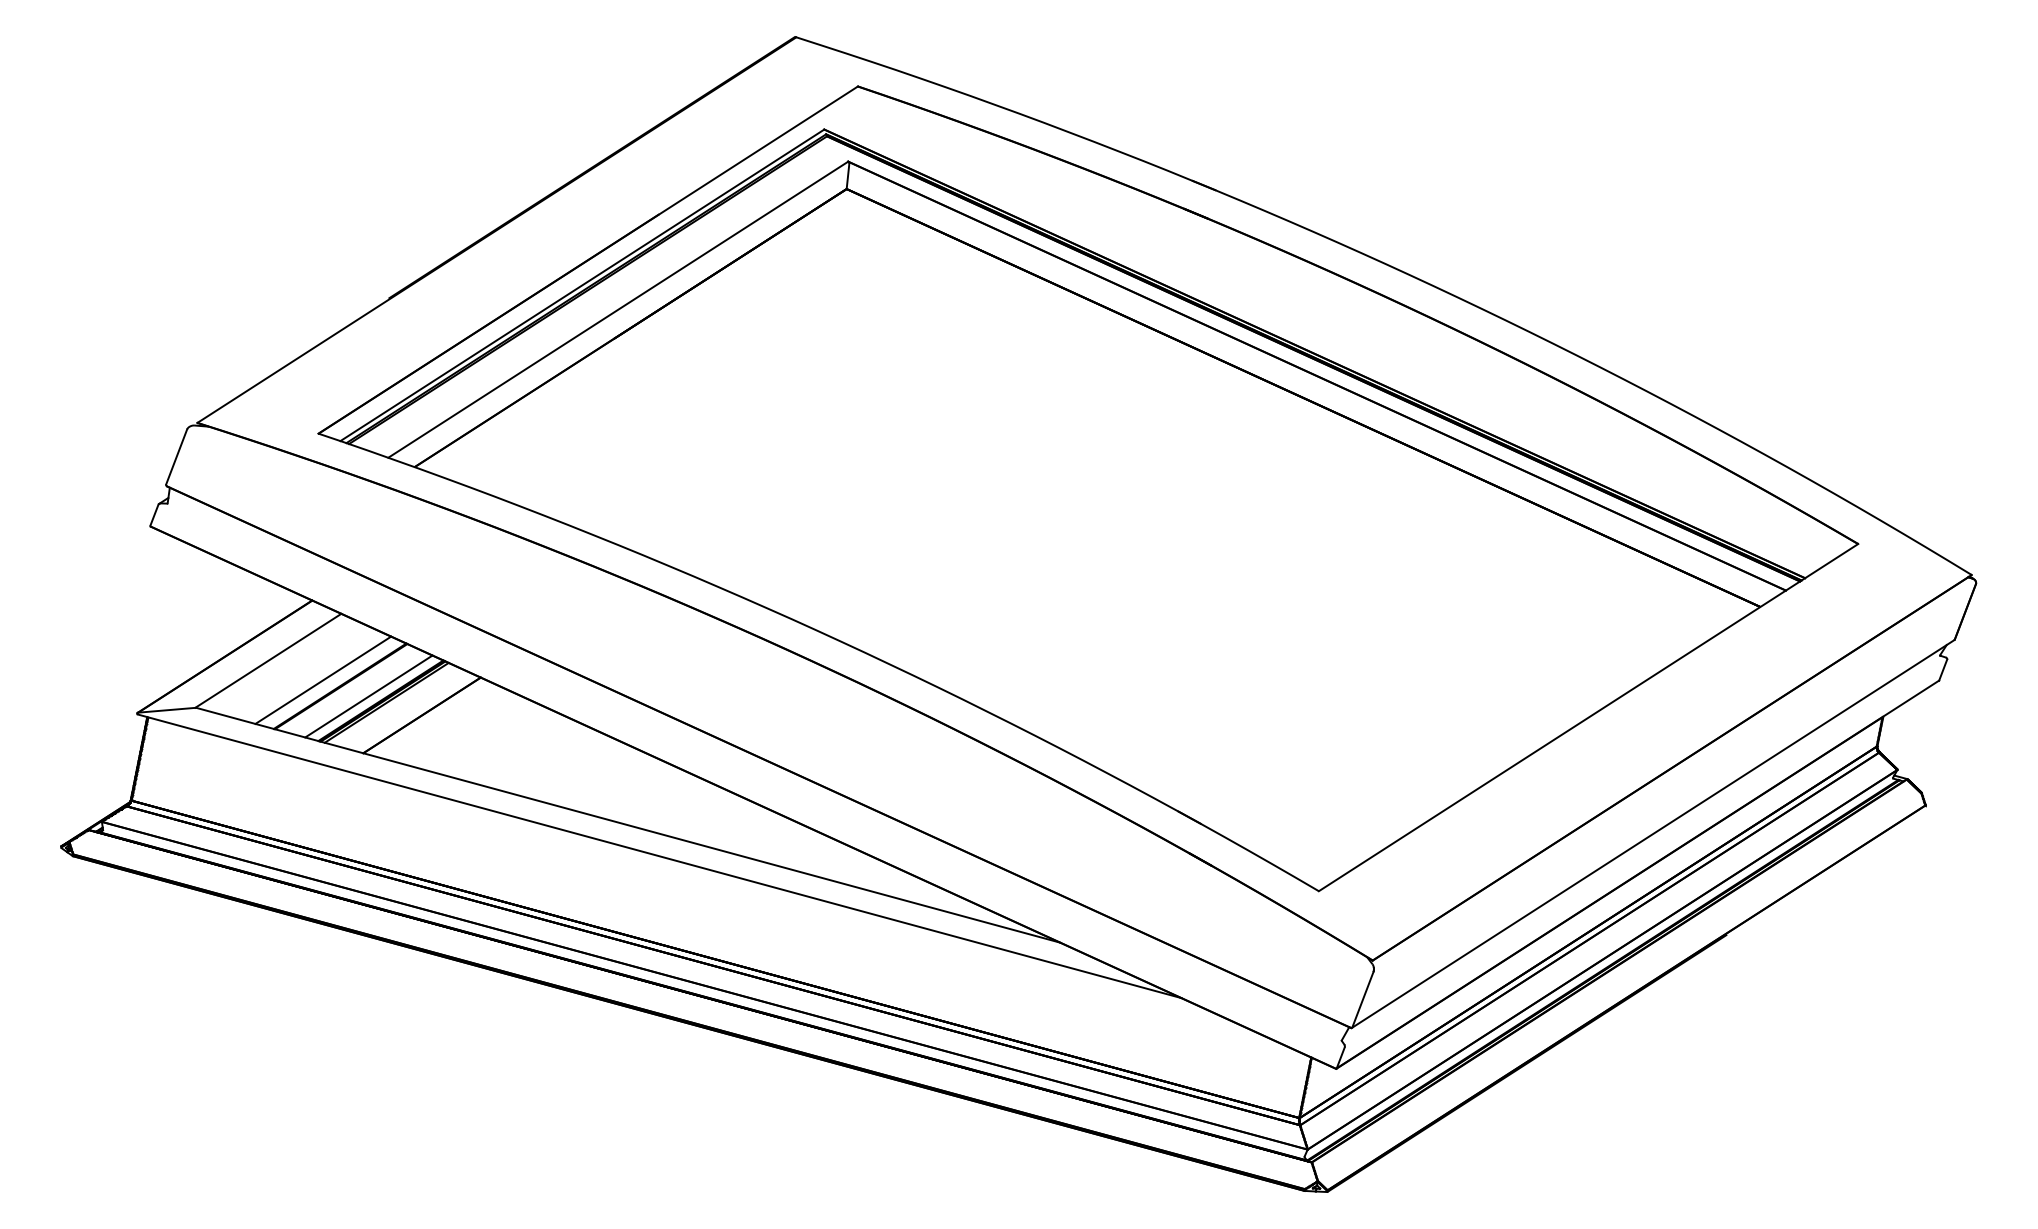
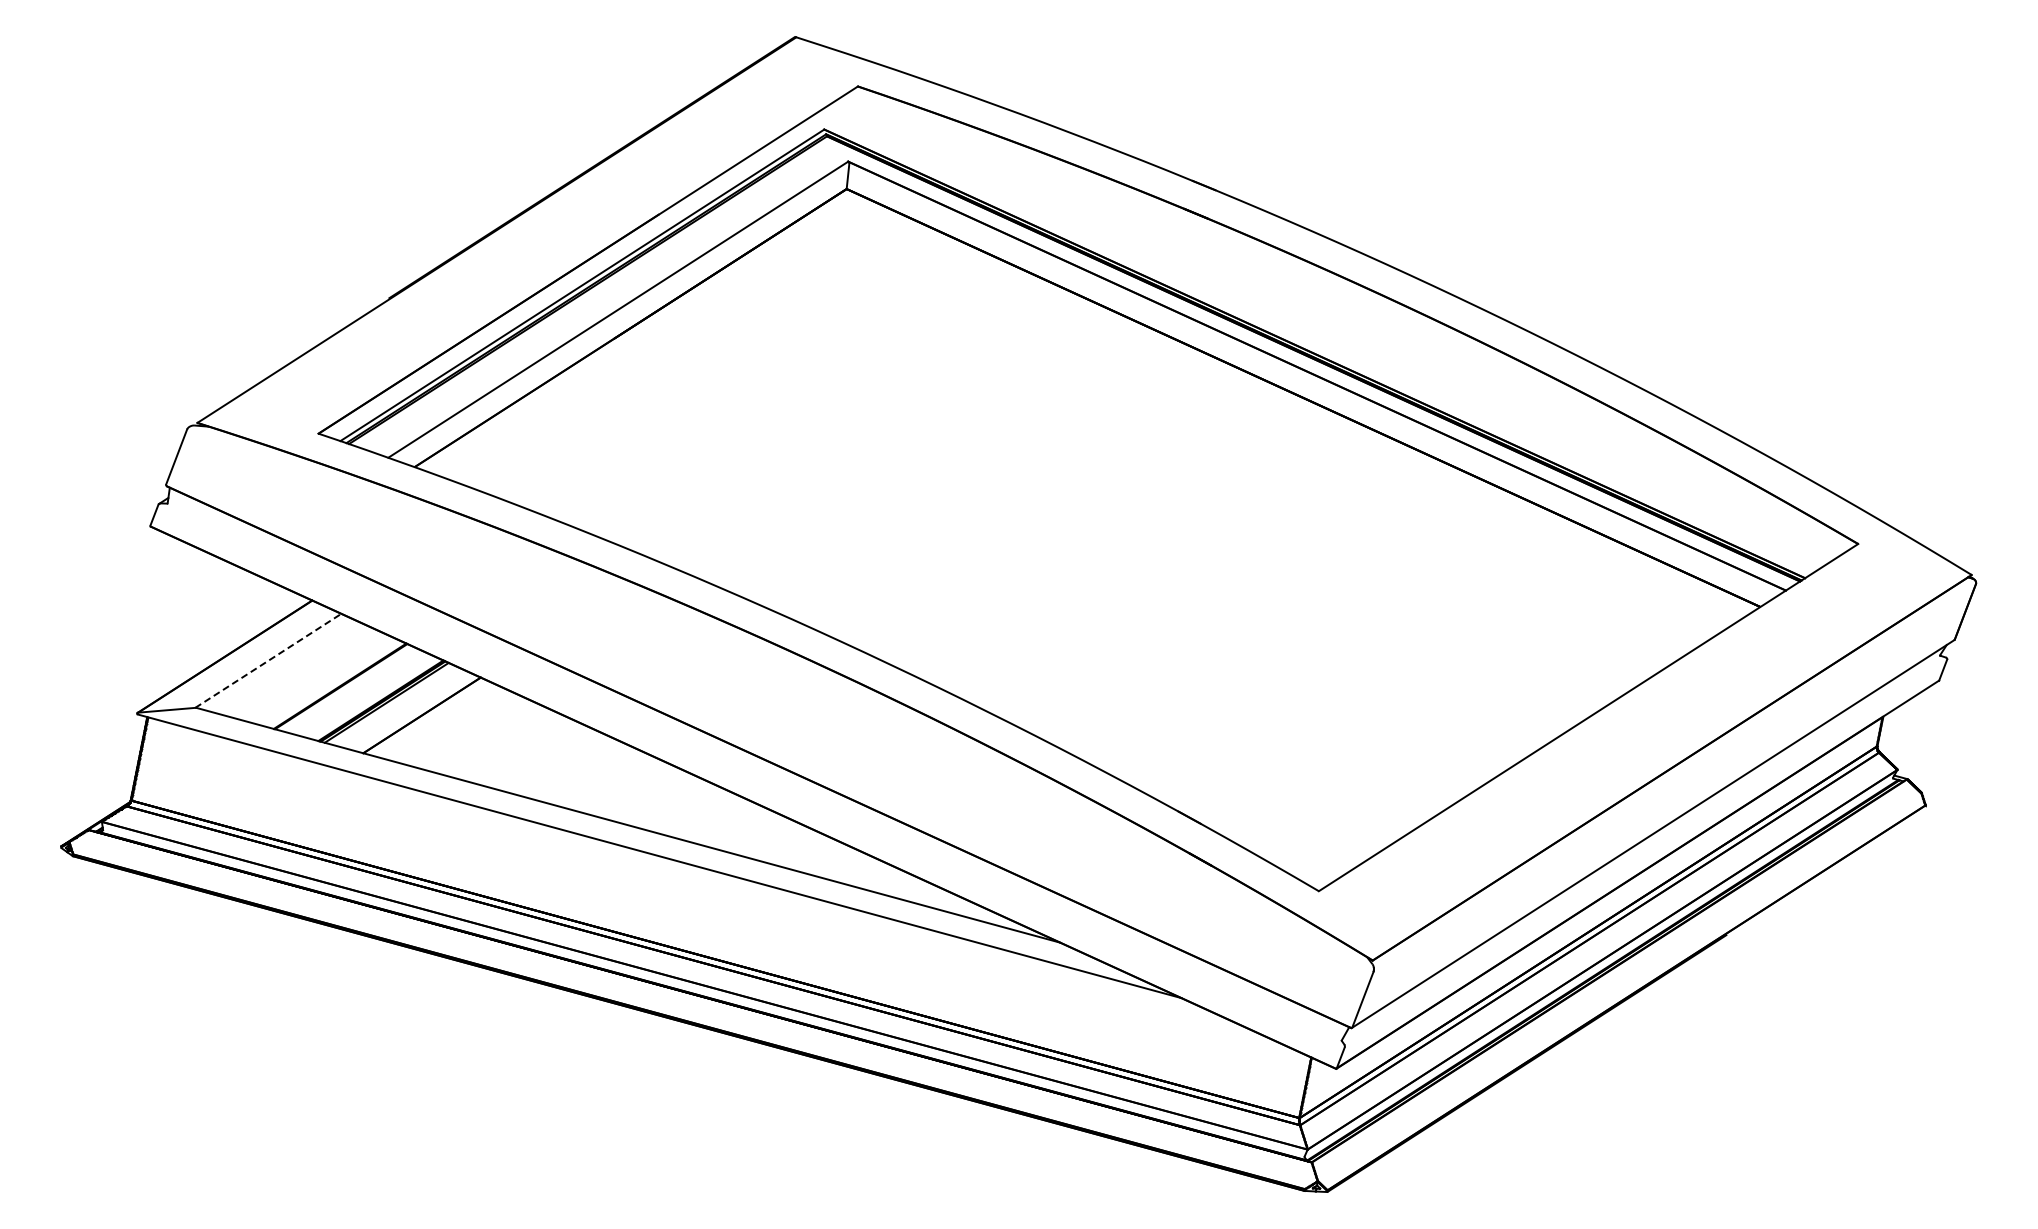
line: solid -> dashed (268, 660)
line: present -> none (323, 679)
line: present -> none (368, 696)
